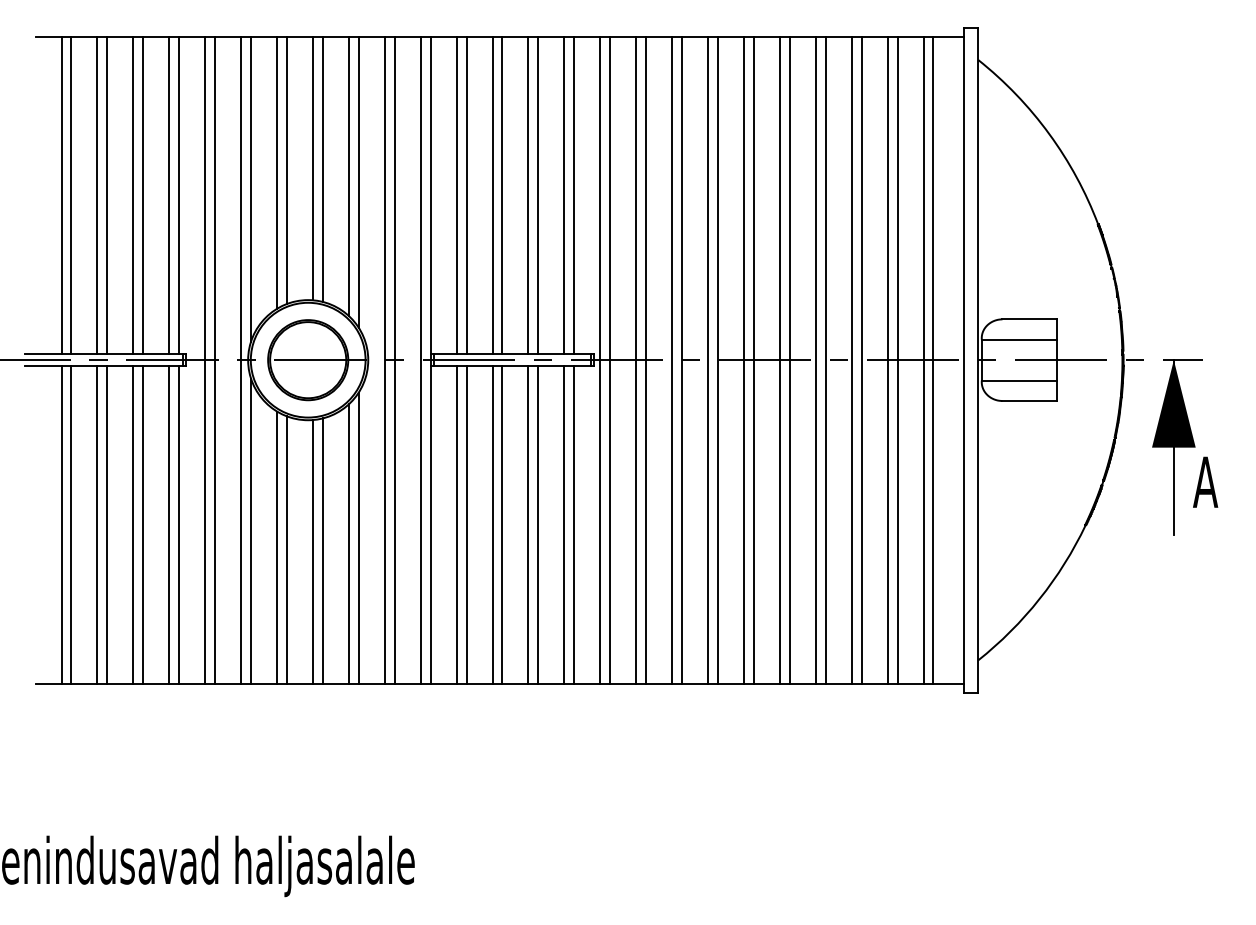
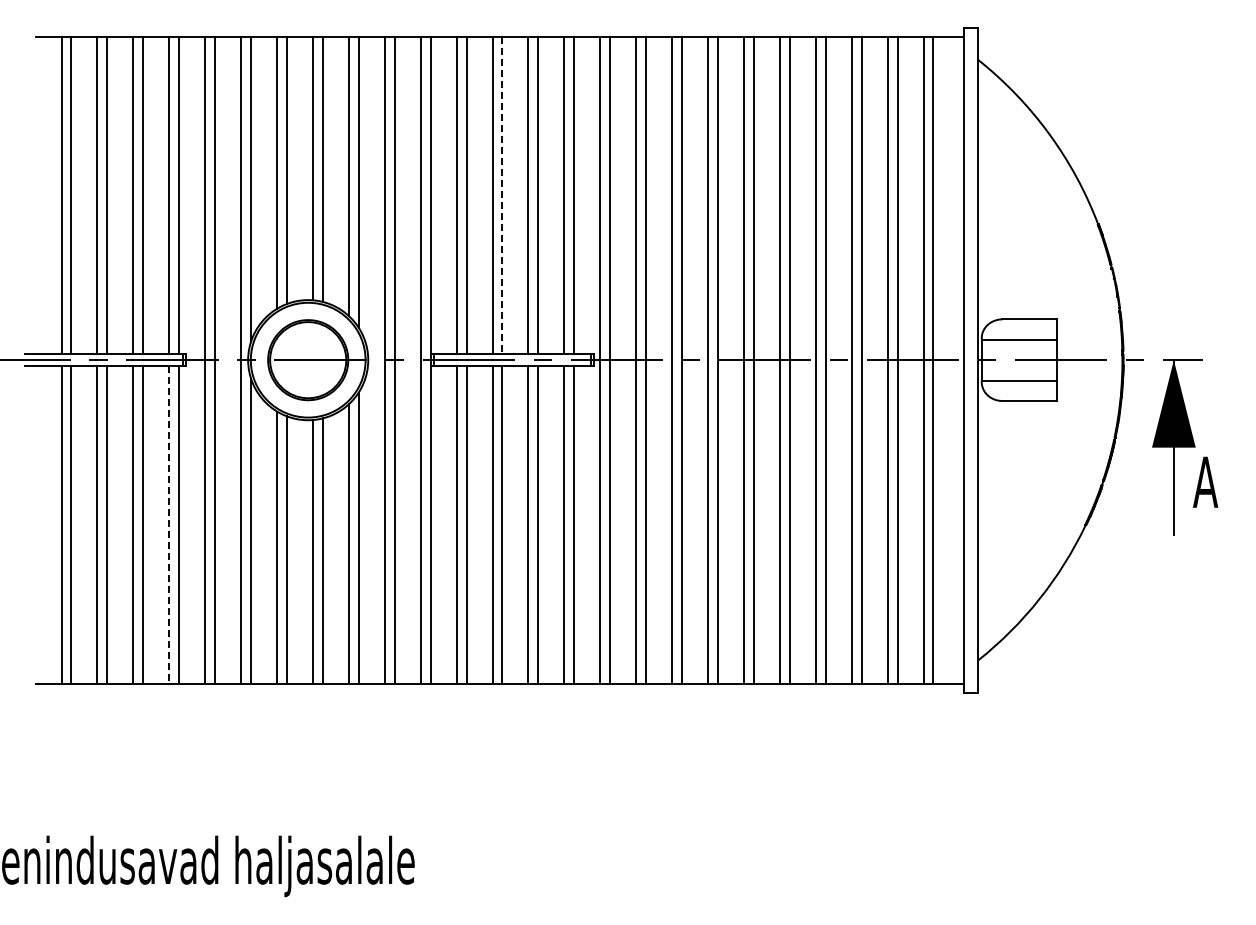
line: solid -> dashed (502, 195)
line: solid -> dashed (169, 524)
